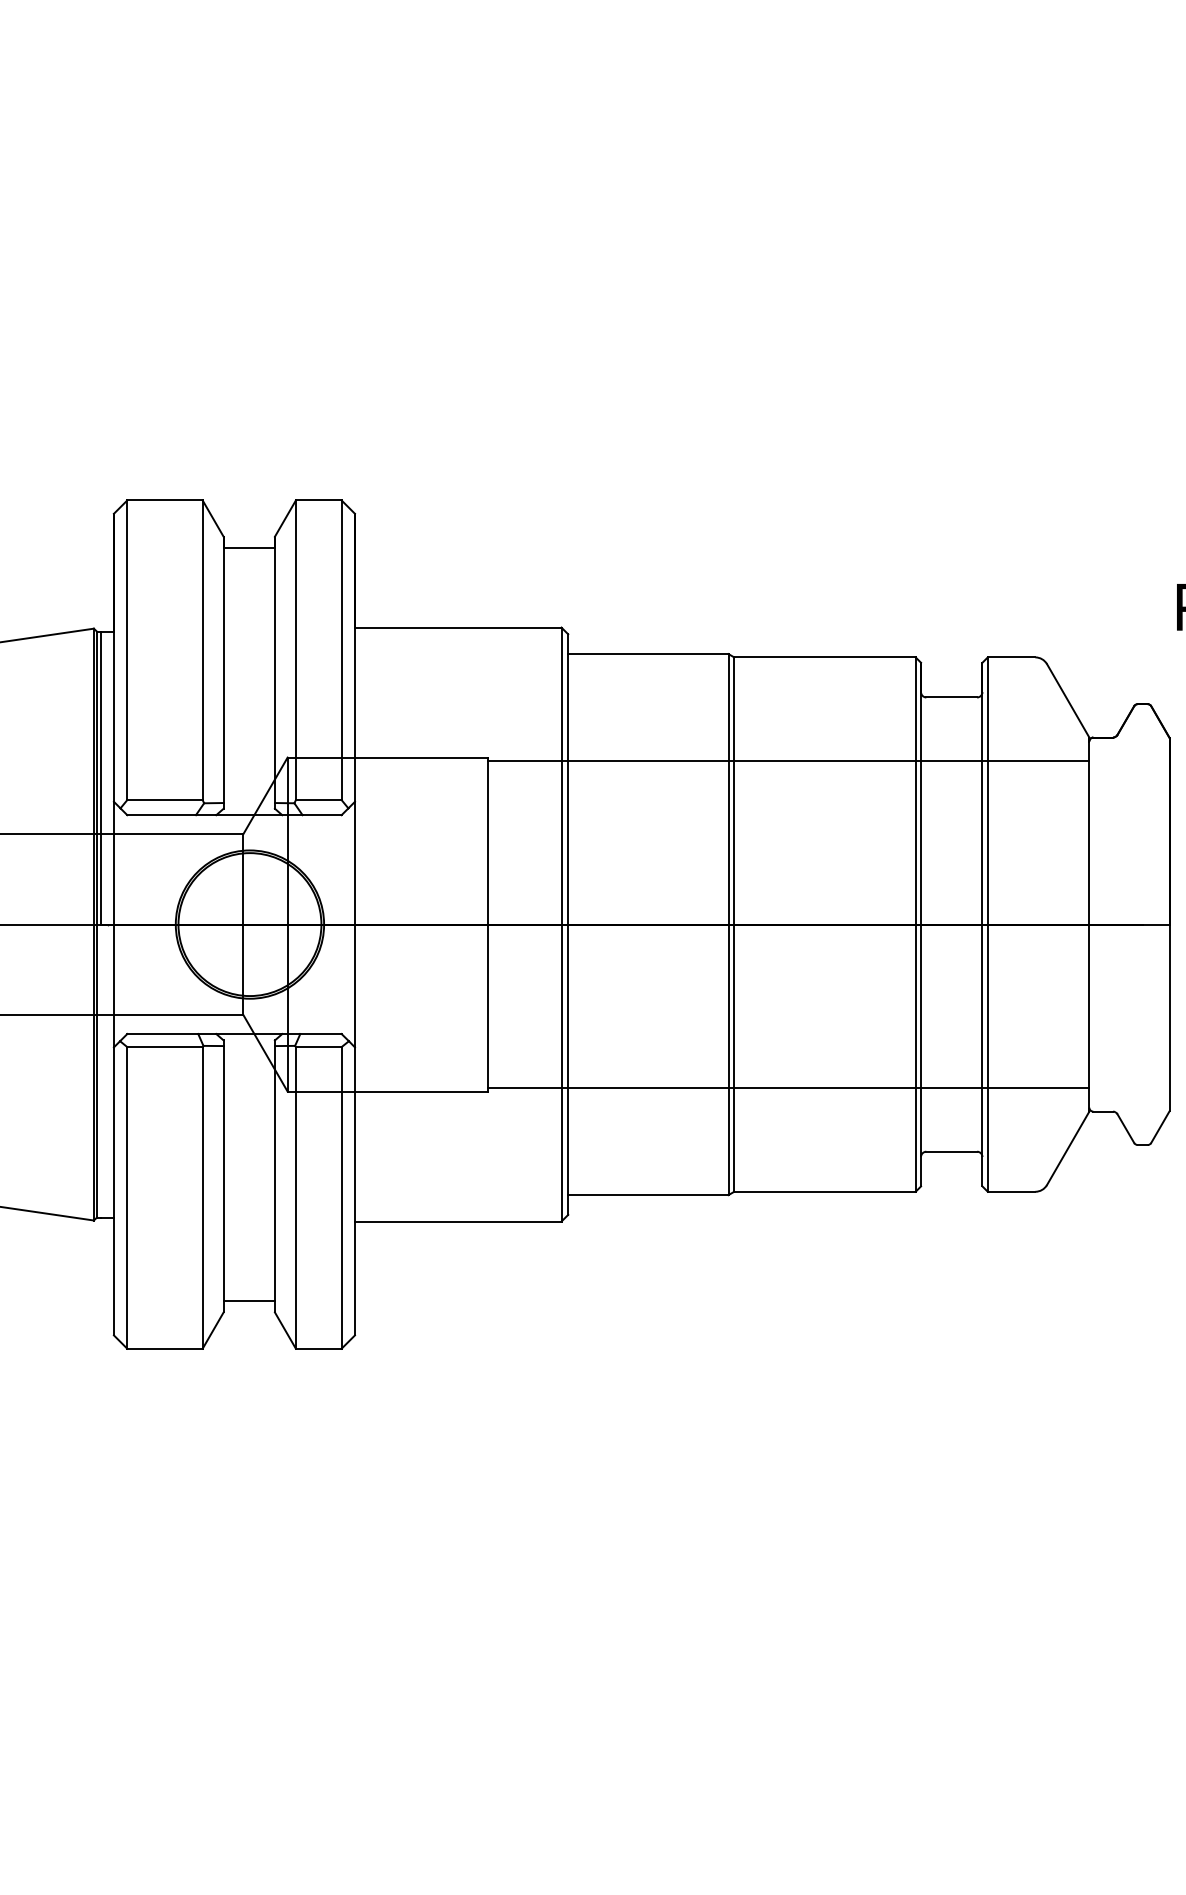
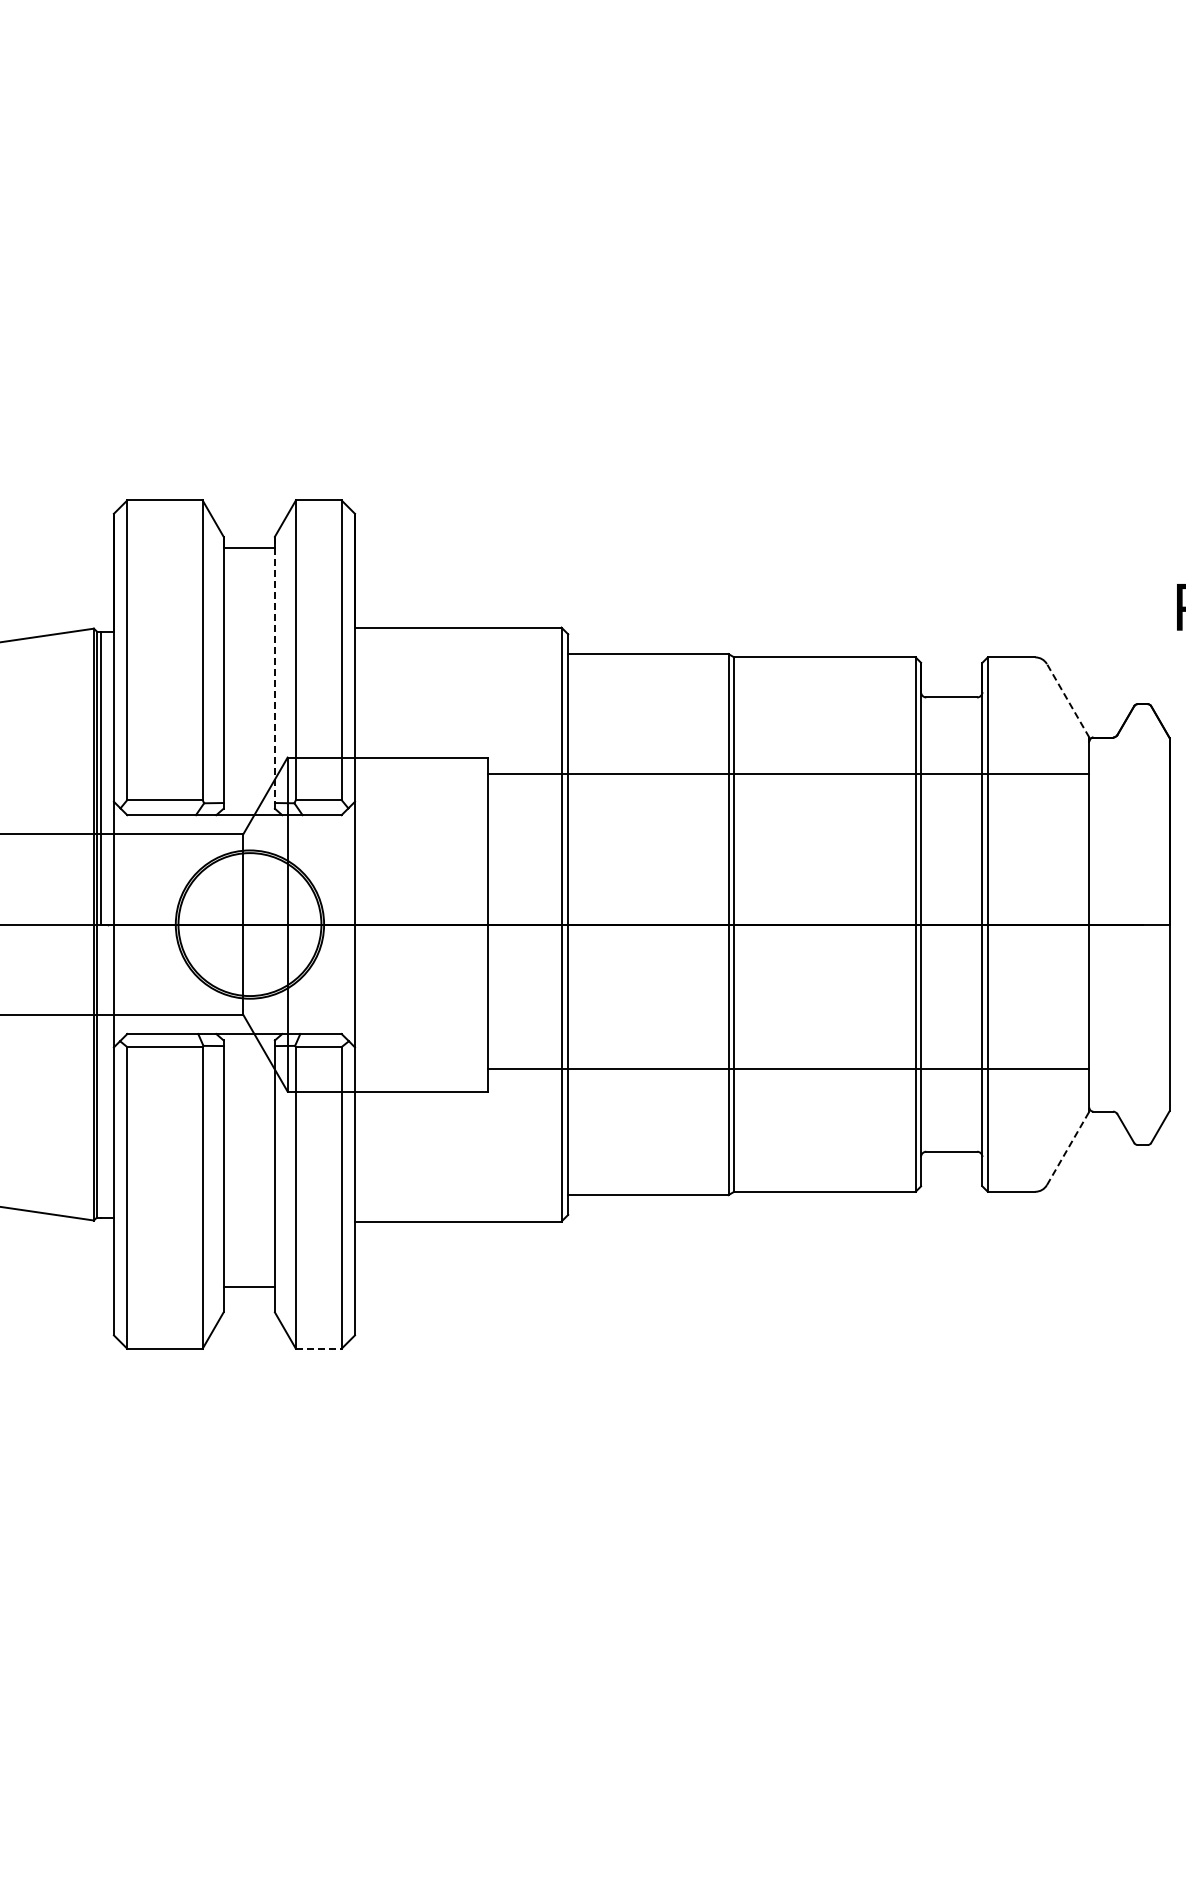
line: solid -> dashed (274, 670)
line: solid -> dashed (1067, 700)
line position: (788, 761) -> (788, 774) (788, 774)
line position: (788, 1087) -> (788, 1068) (788, 1068)
line: solid -> dashed (1068, 1147)
line position: (248, 1301) -> (248, 1287) (248, 1287)
line: solid -> dashed (318, 1348)
